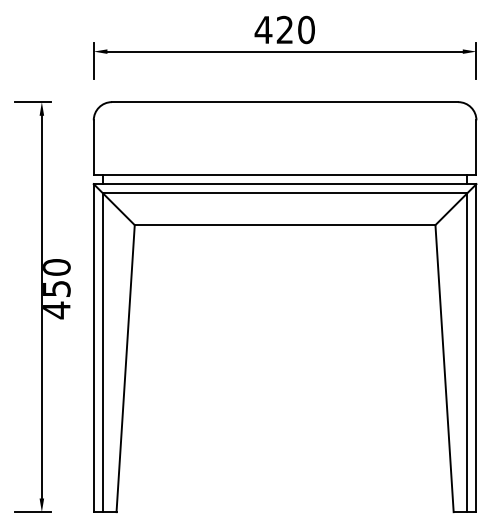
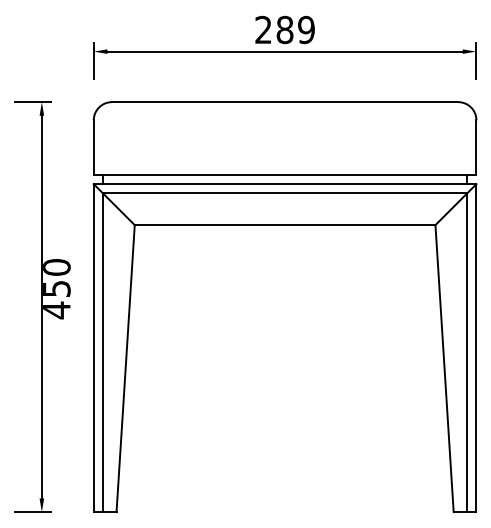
text: 420 -> 289 (284, 29)
